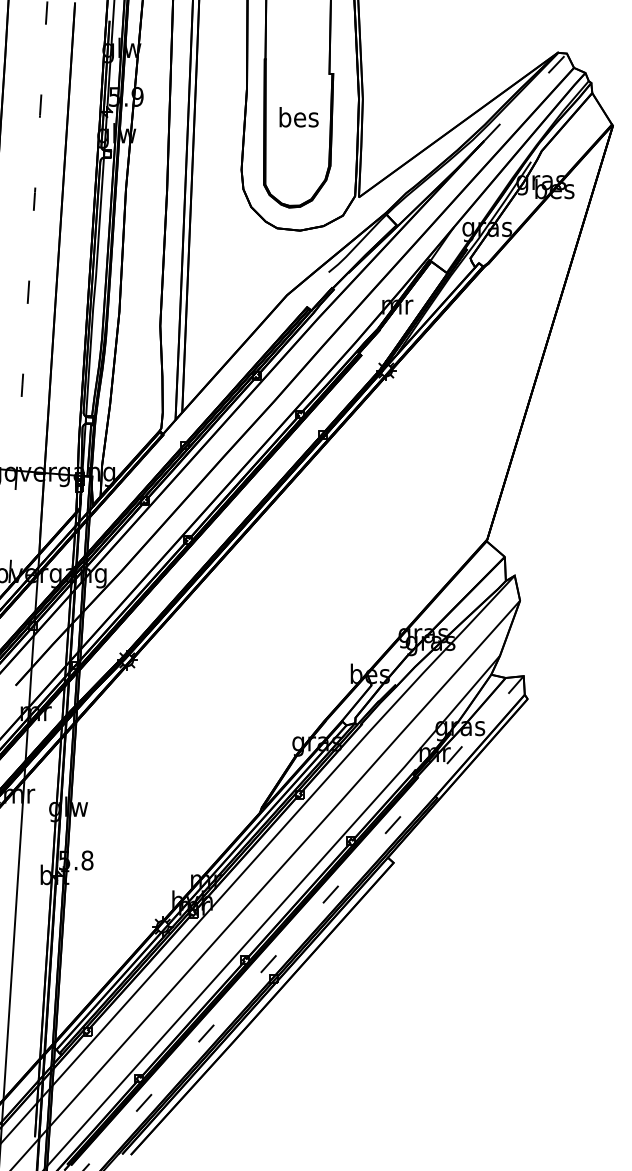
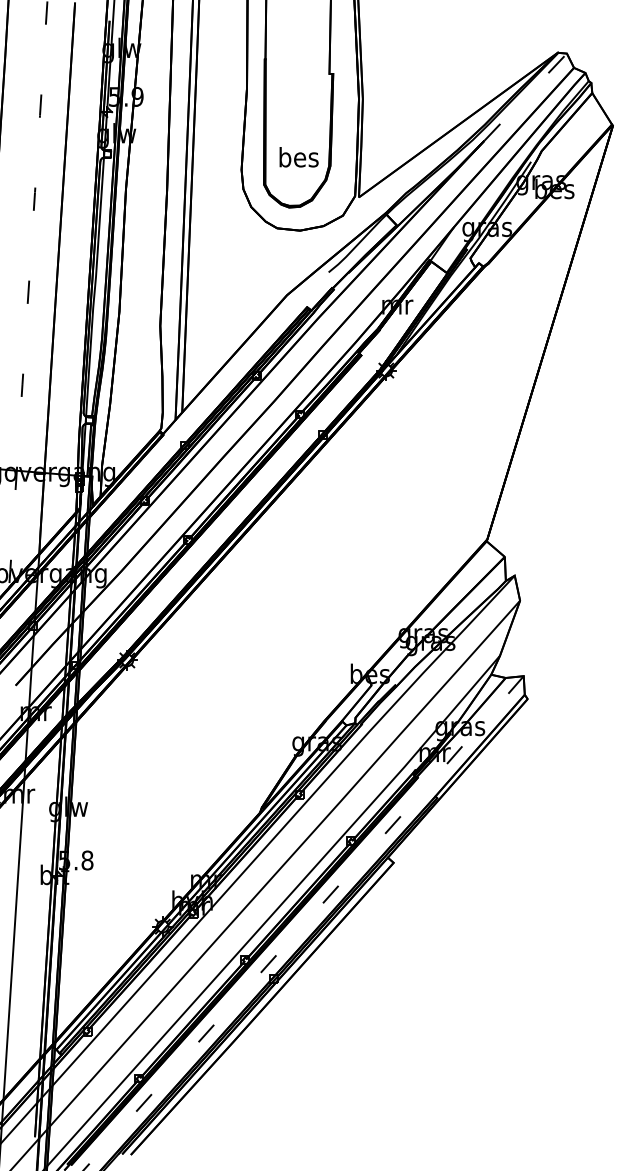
text position: (298, 117) -> (298, 157) (298, 157)
